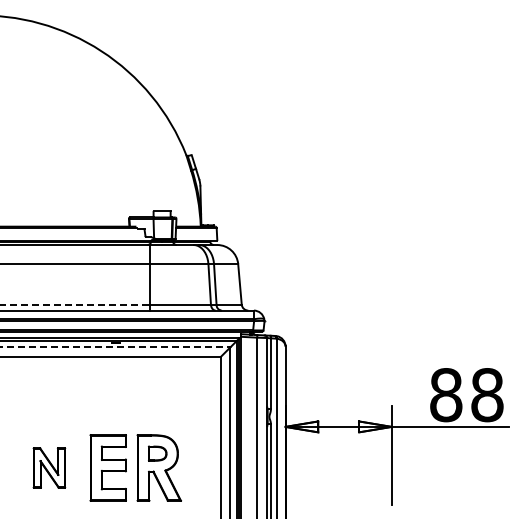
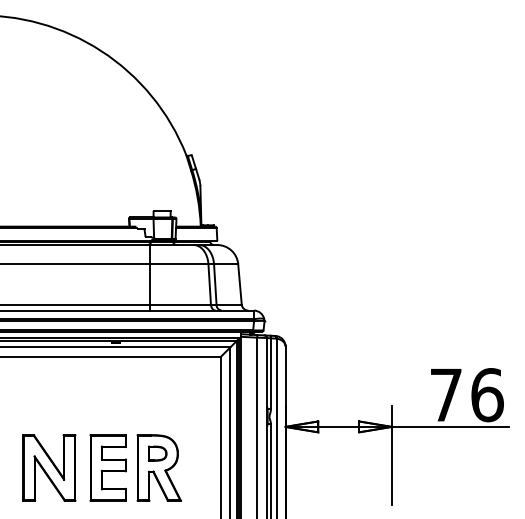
line: dashed -> solid (75, 304)
line: dashed -> solid (115, 347)
text: 88 -> 76 (466, 395)
part size: 35x42 px -> 55x68 px (49, 467)
